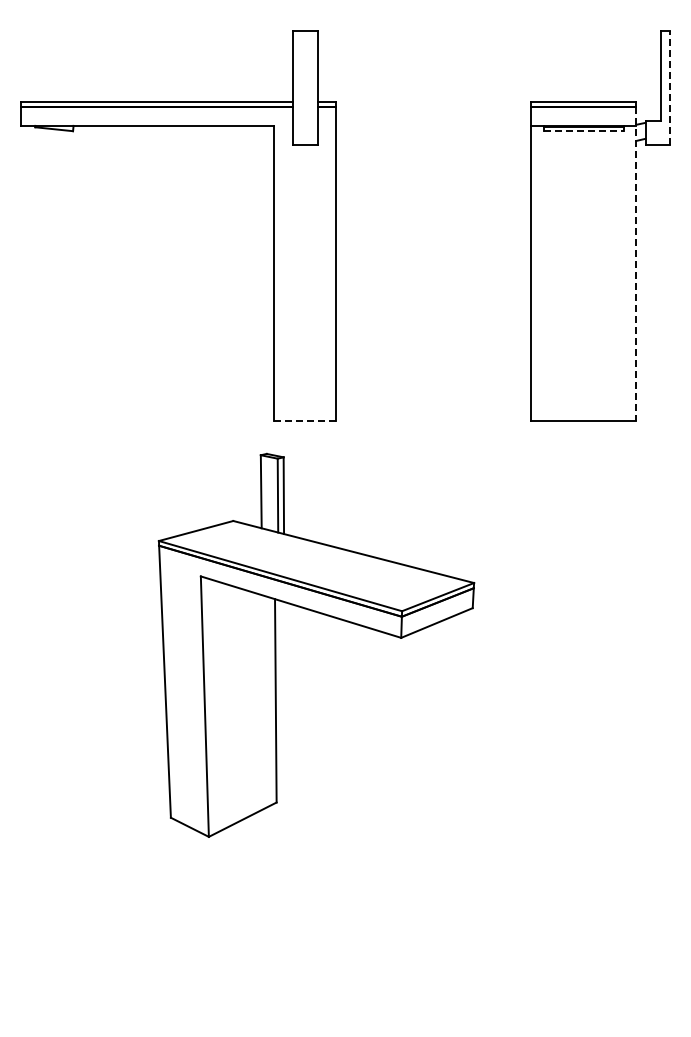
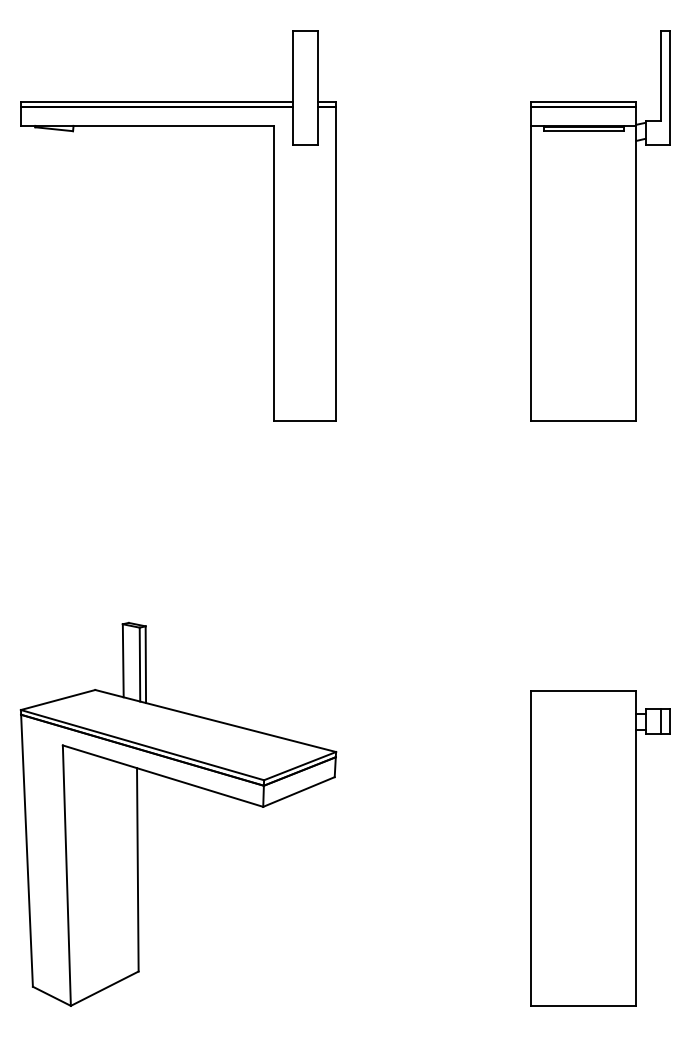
line: dashed -> solid (670, 88)
line: dashed -> solid (584, 131)
line: dashed -> solid (636, 264)
line: dashed -> solid (305, 421)
part position: (324, 615) -> (186, 784) (186, 784)
part: none -> present (600, 848)
